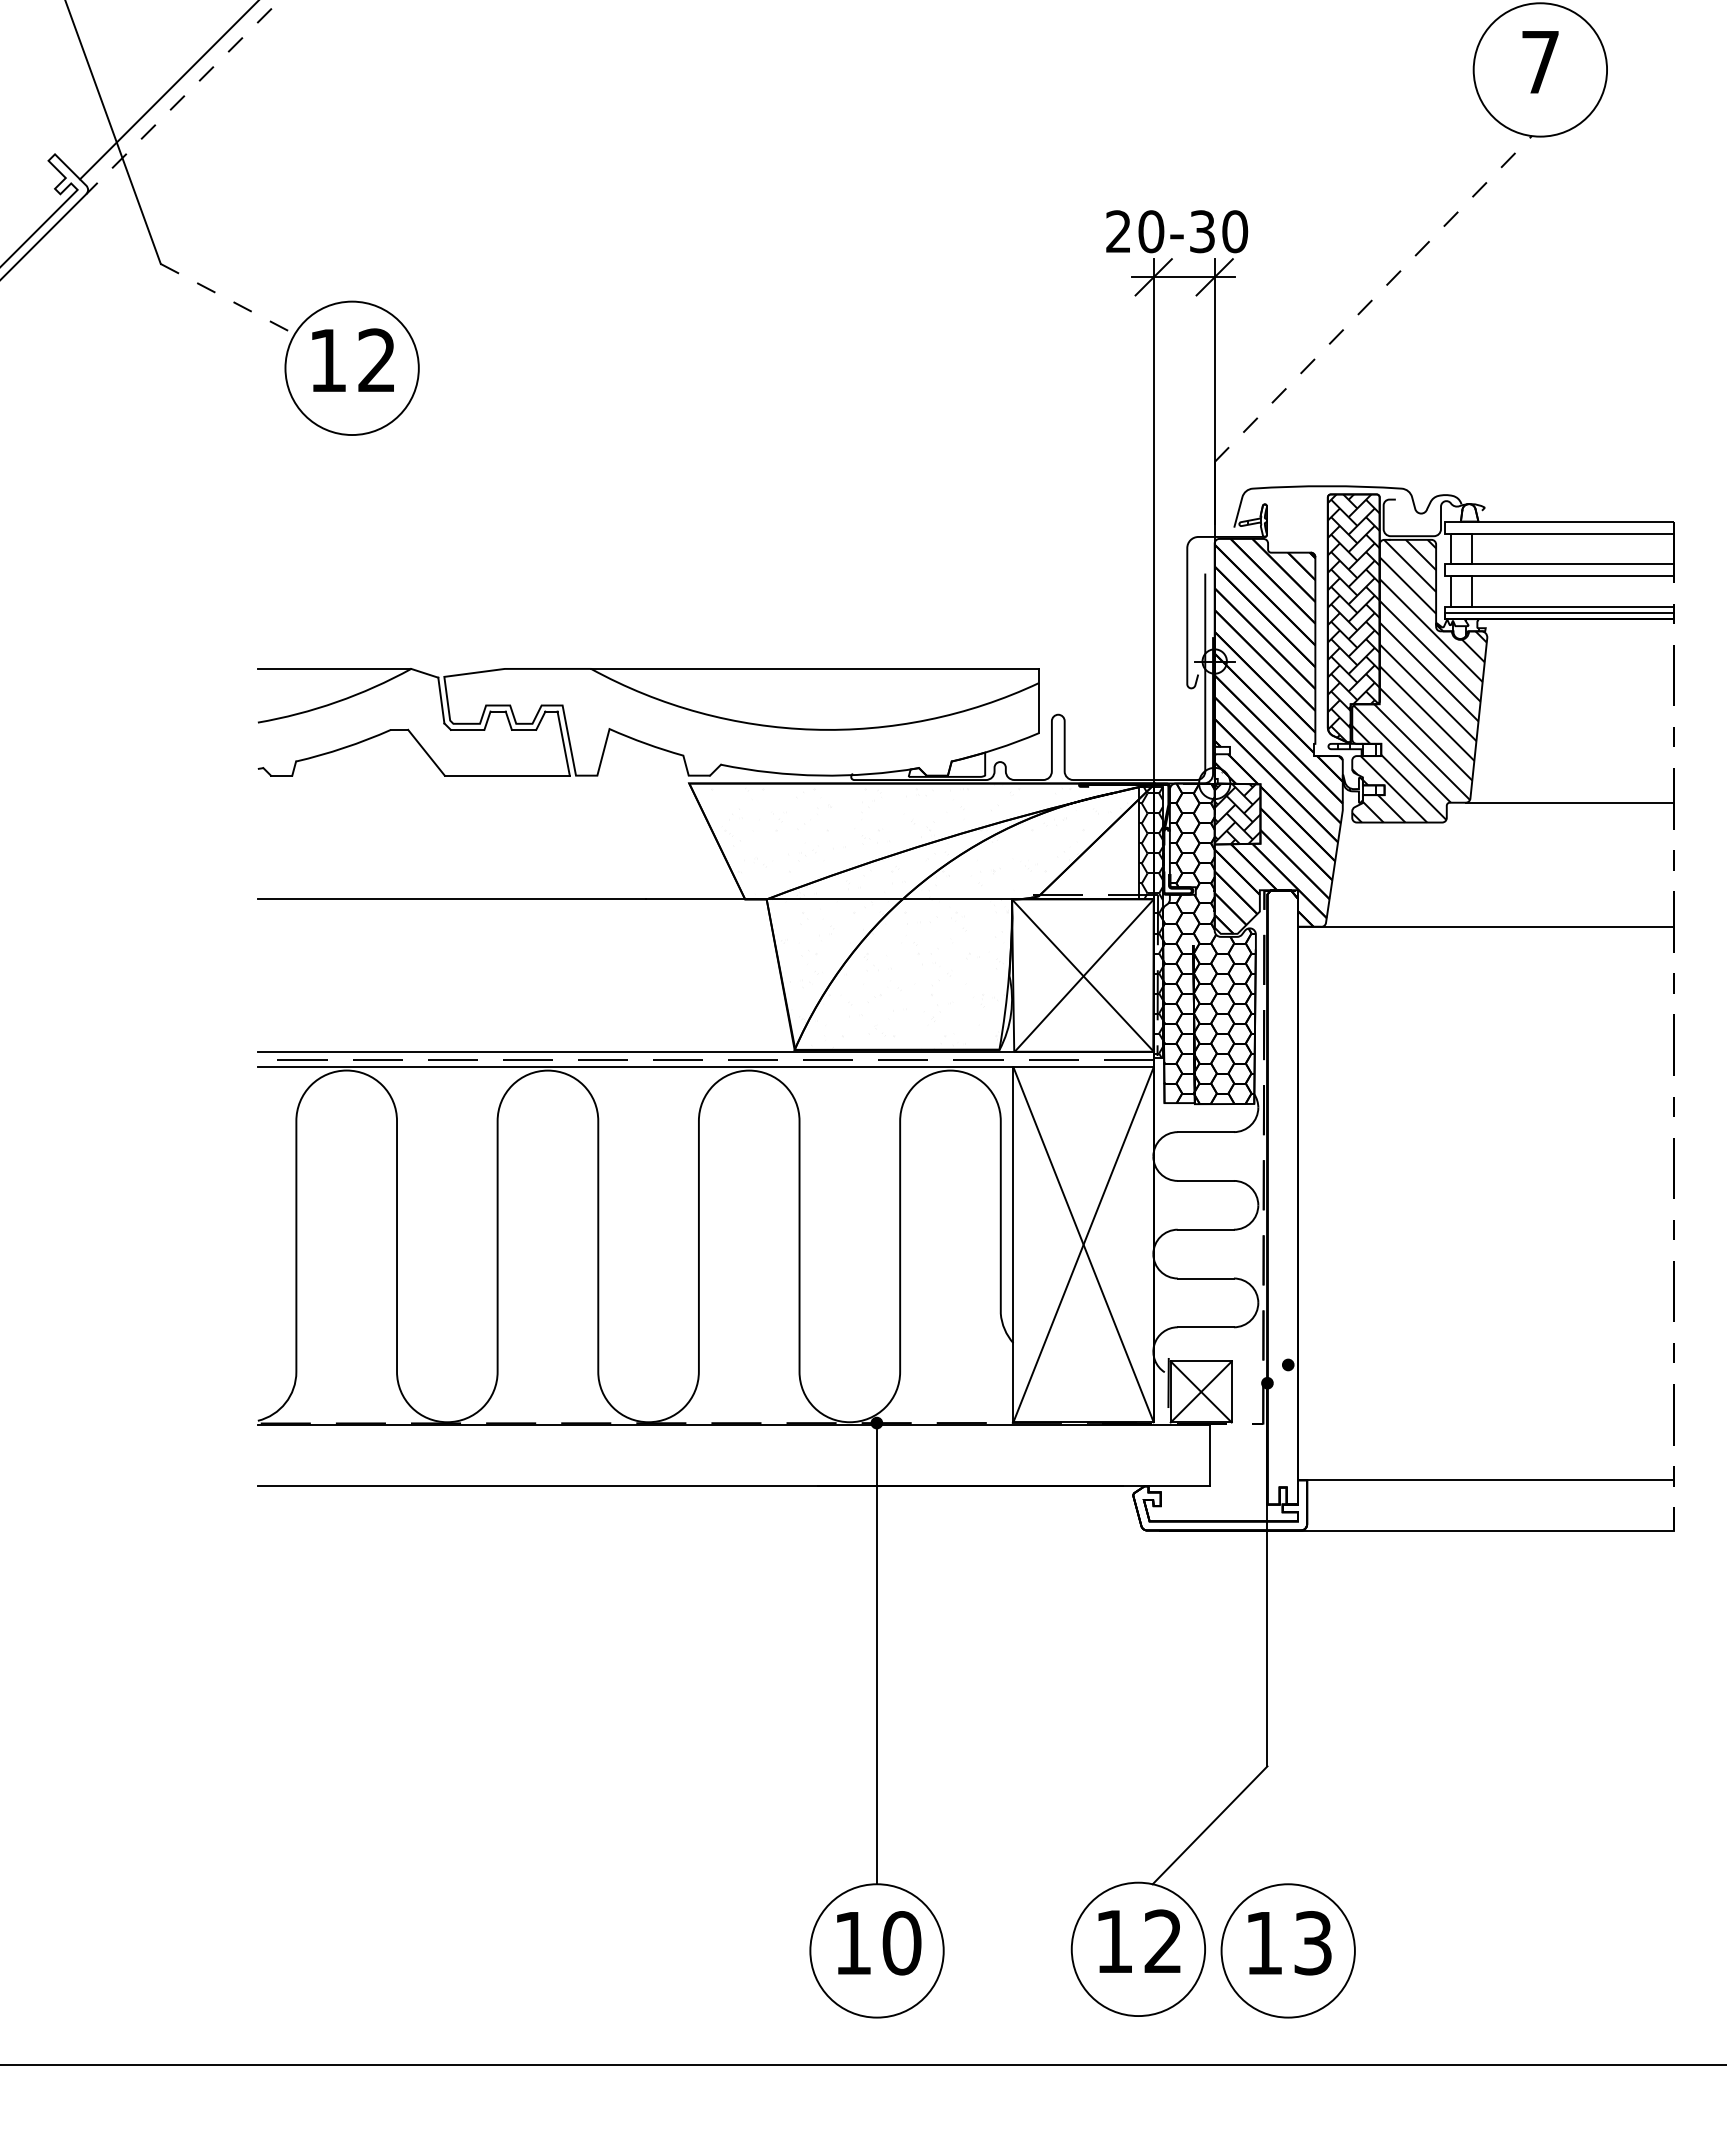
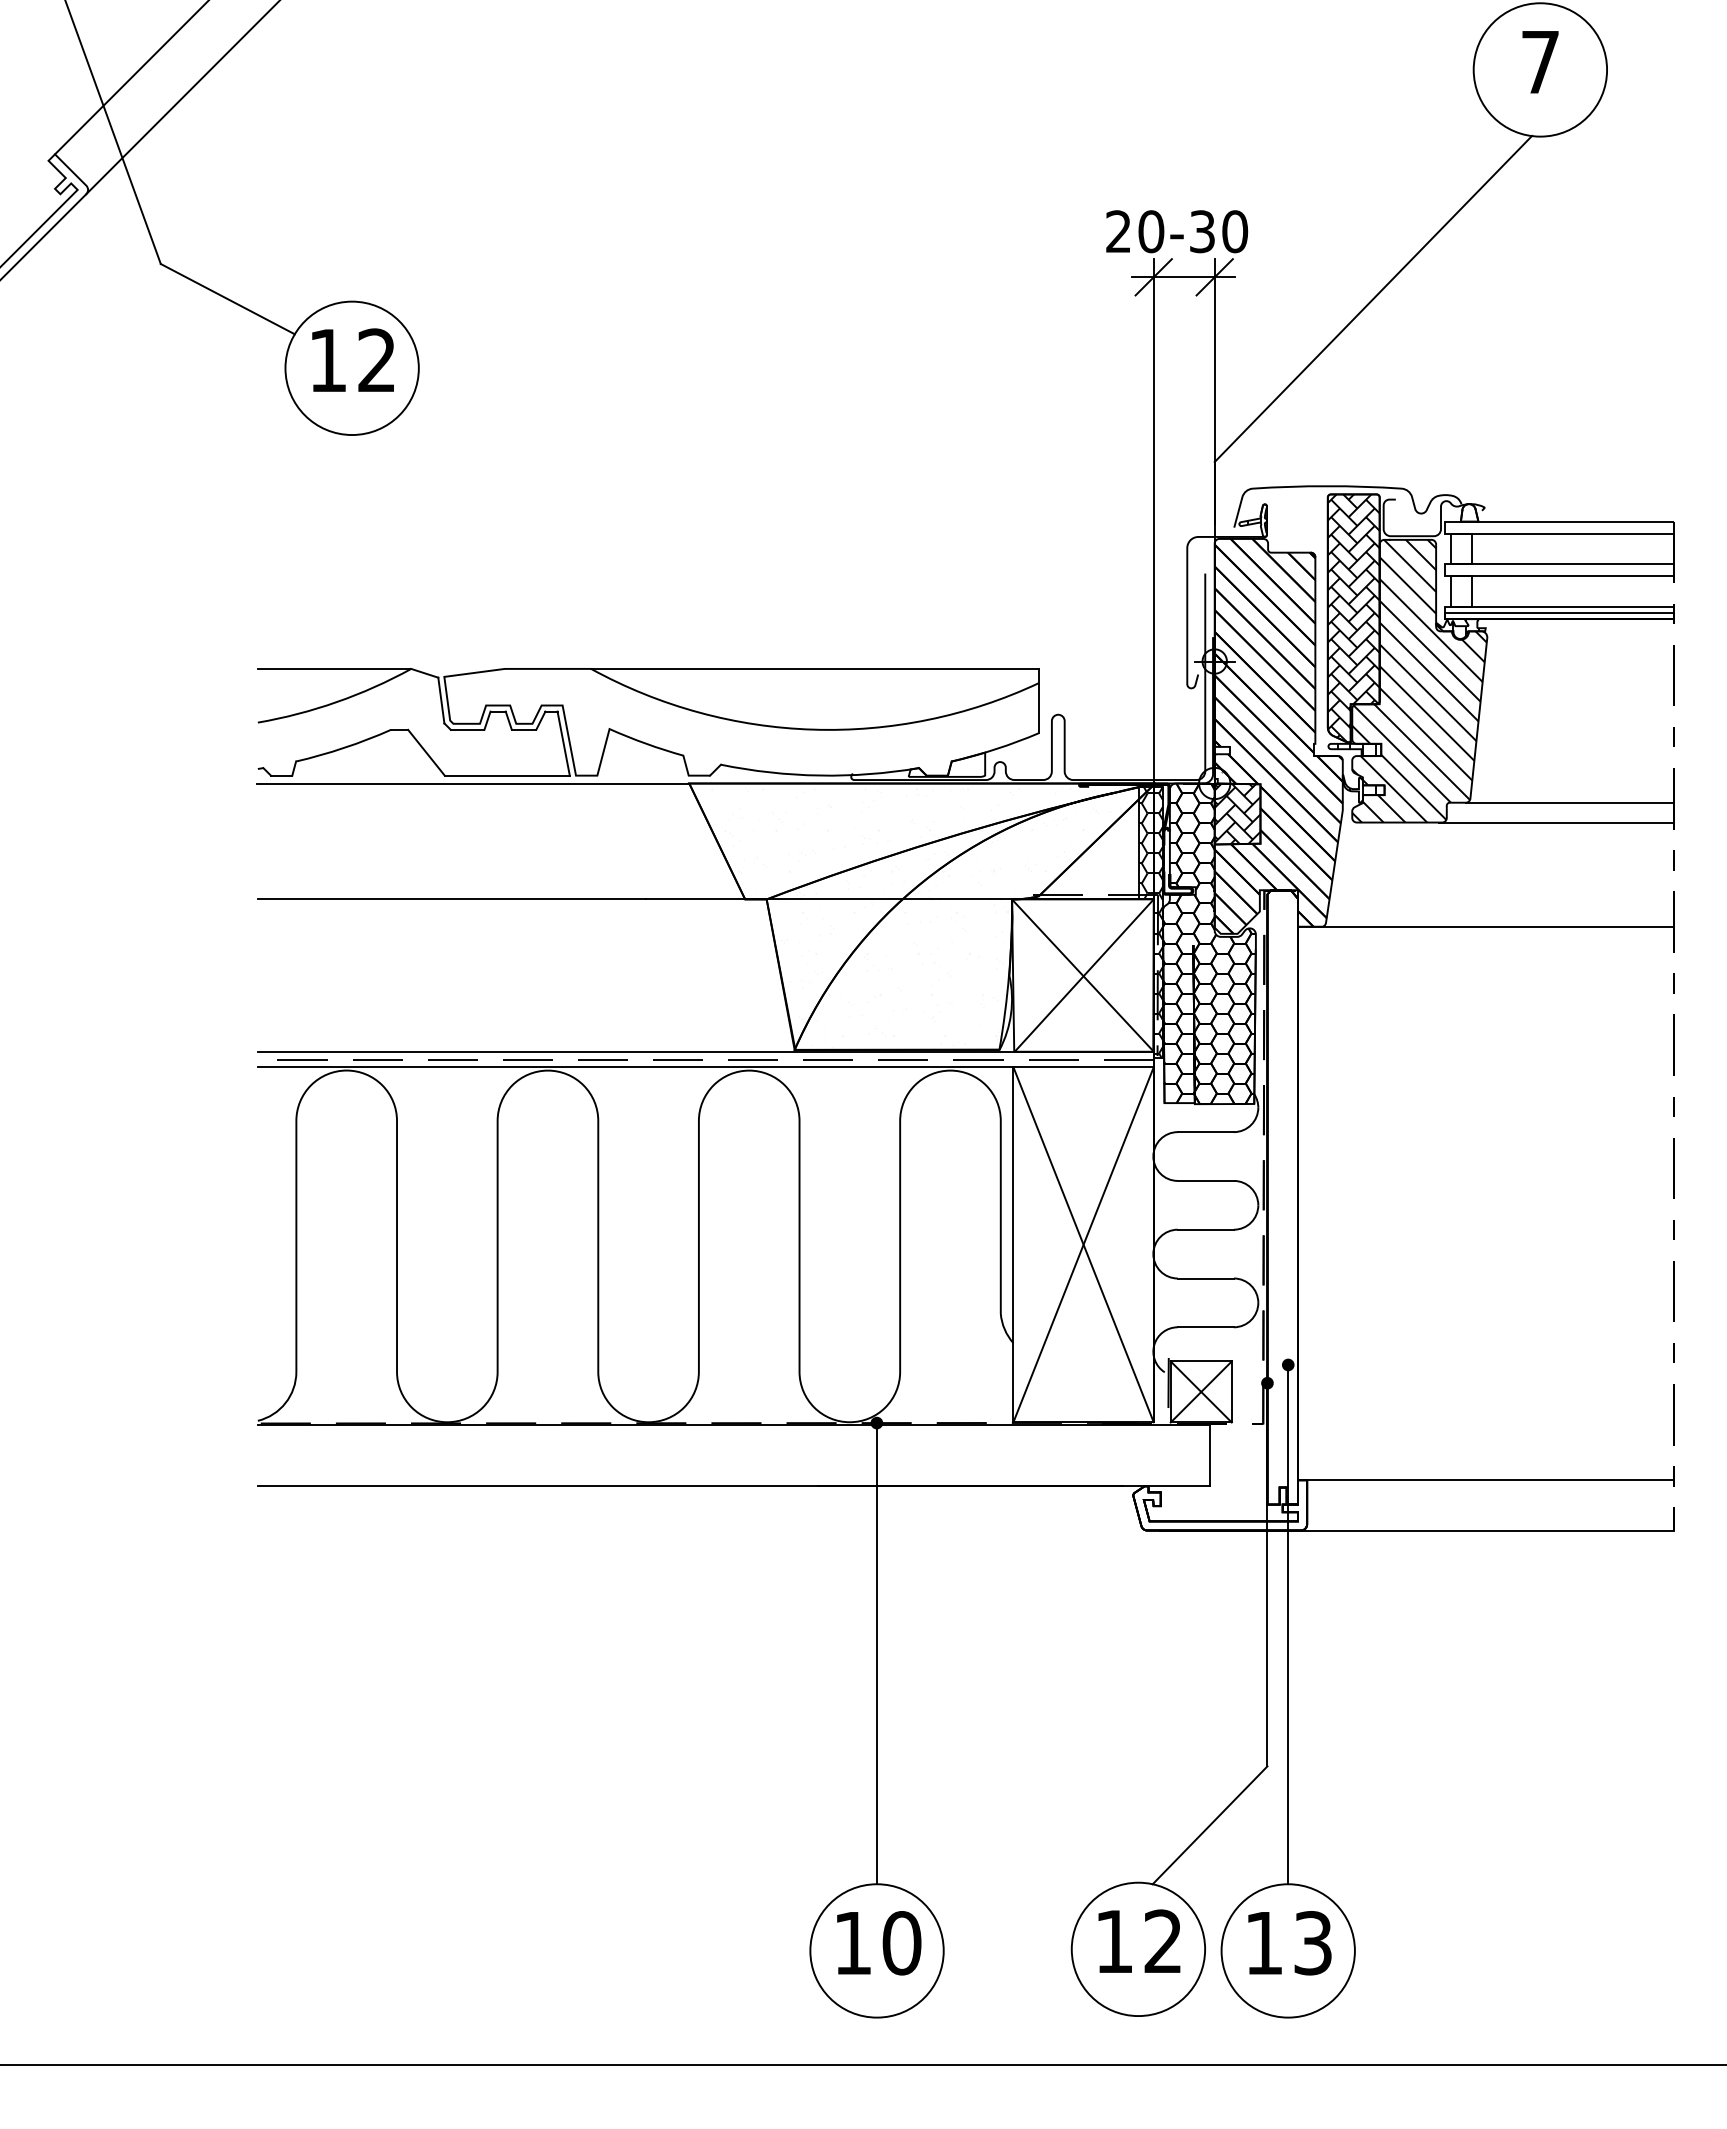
line position: (168, 90) -> (131, 78) (131, 78)
line: dashed -> solid (183, 97)
line: dashed -> solid (1373, 298)
line: dashed -> solid (227, 299)
line: none -> present (473, 783)
line: none -> present (1556, 822)
line: none -> present (1288, 1626)
